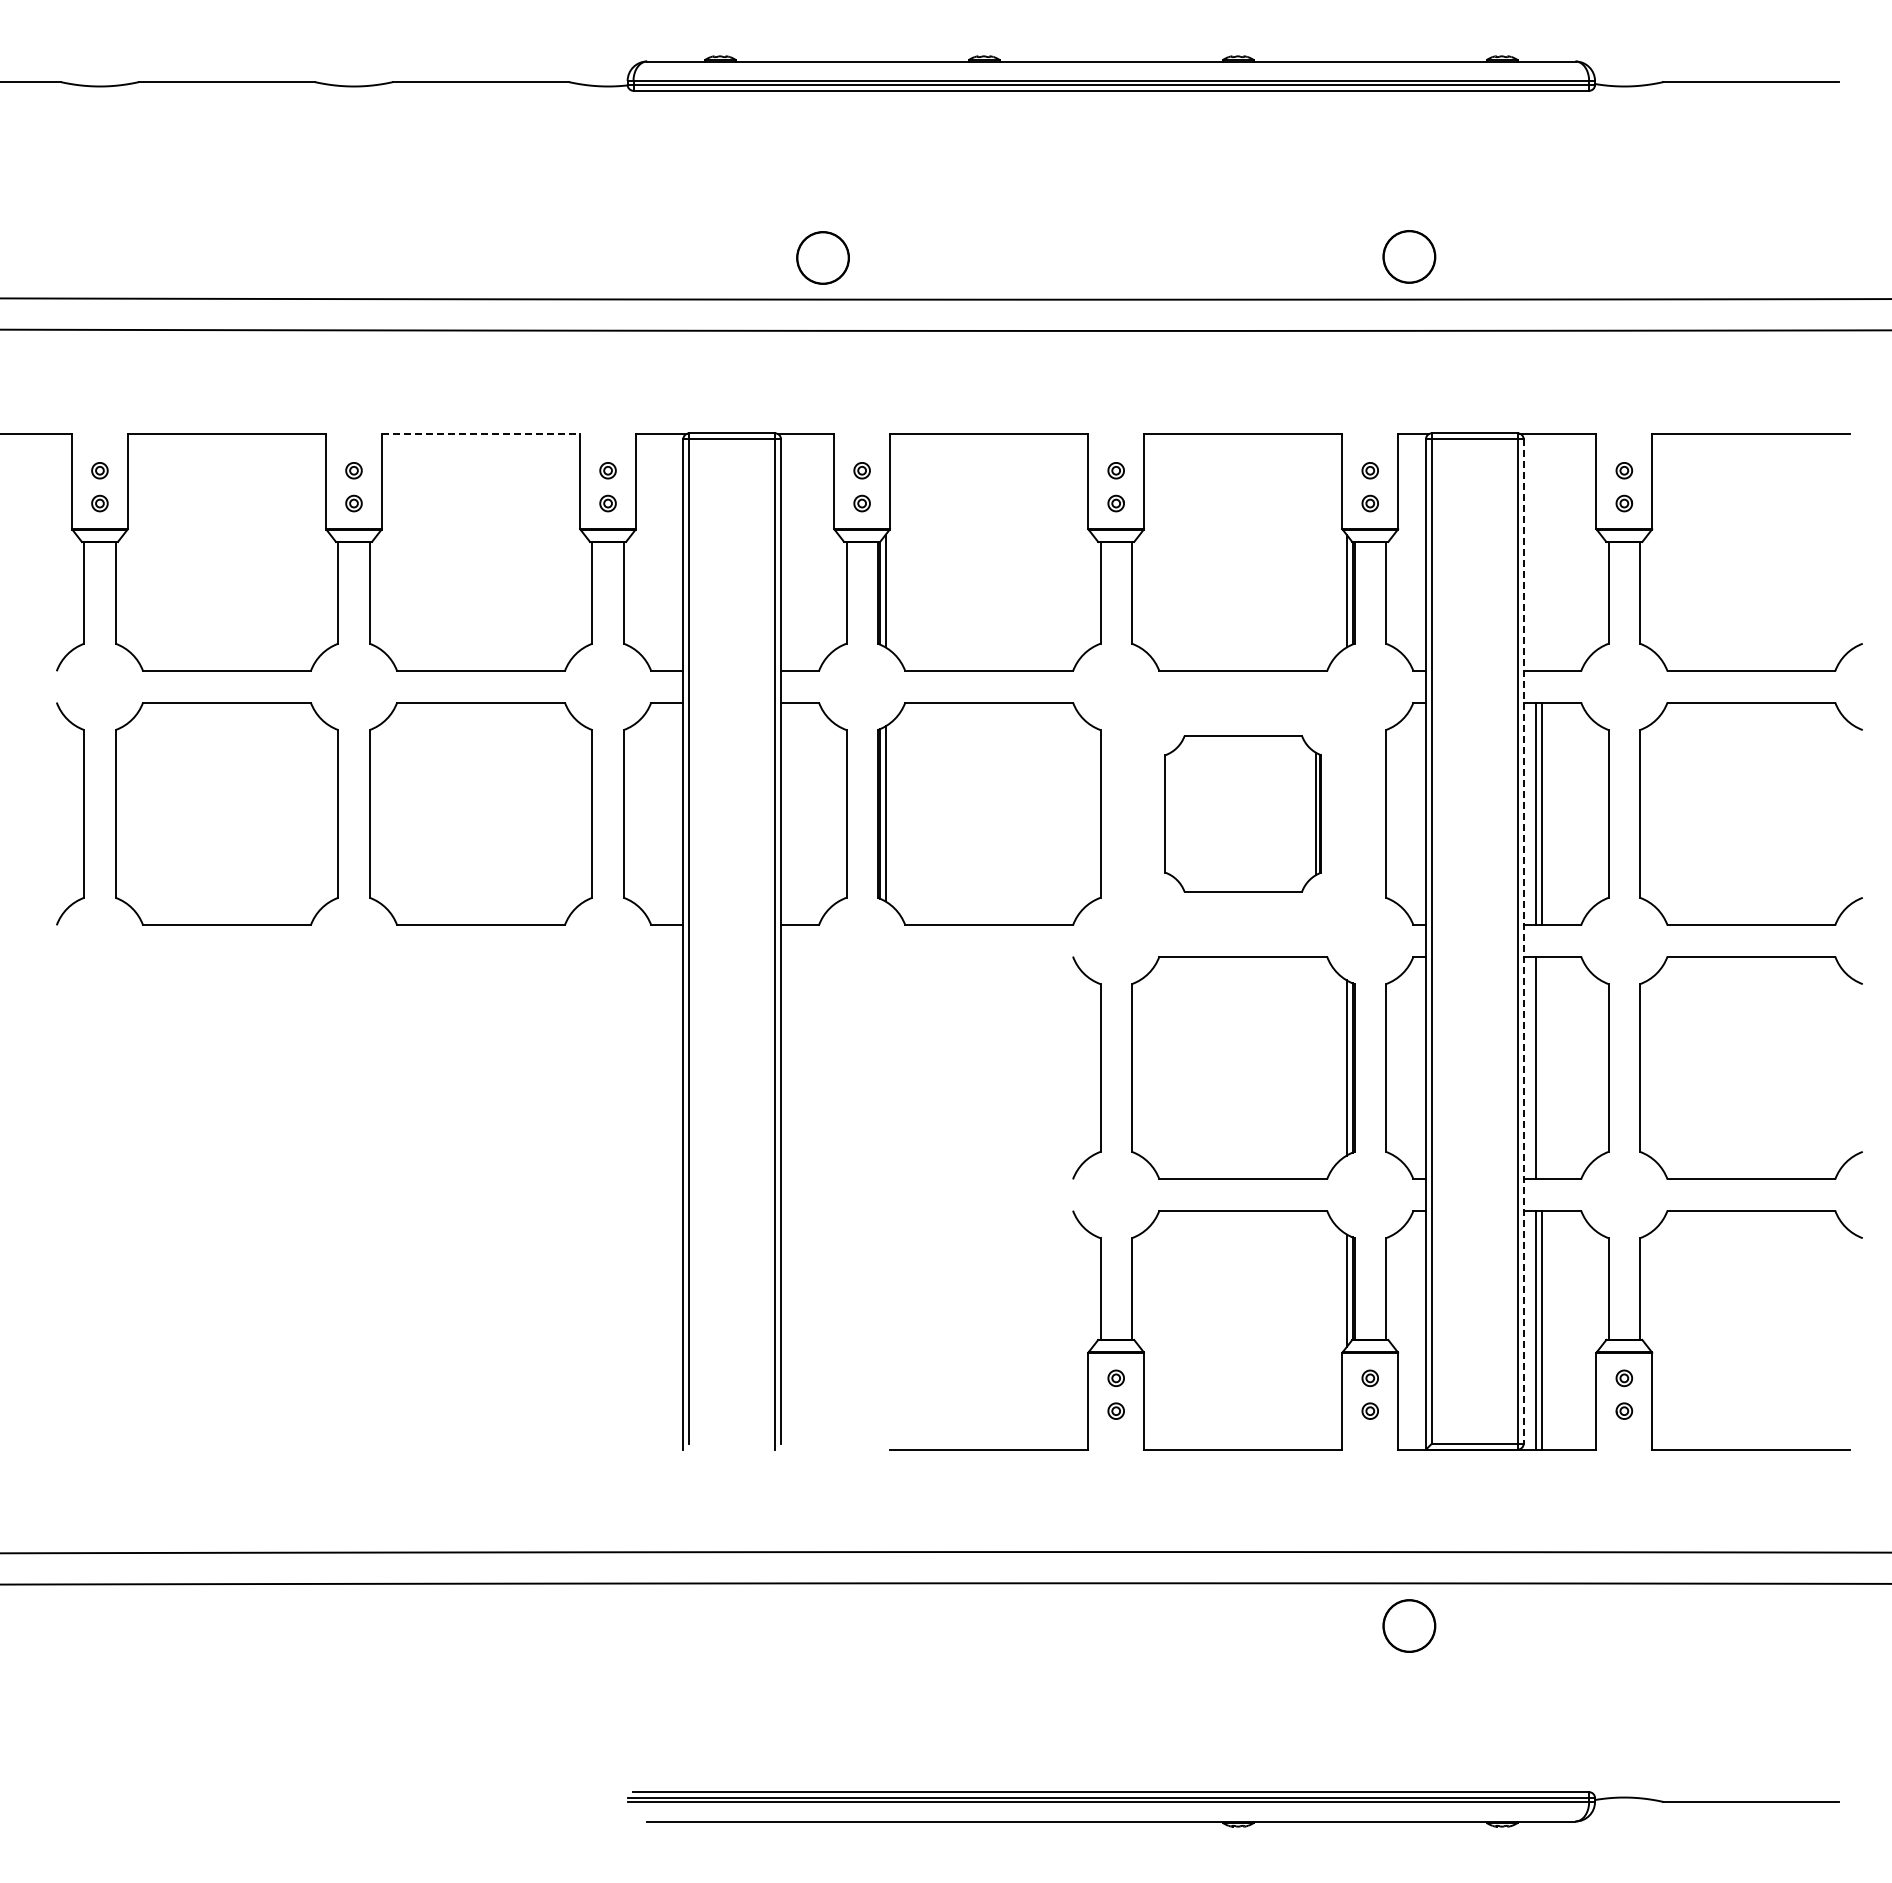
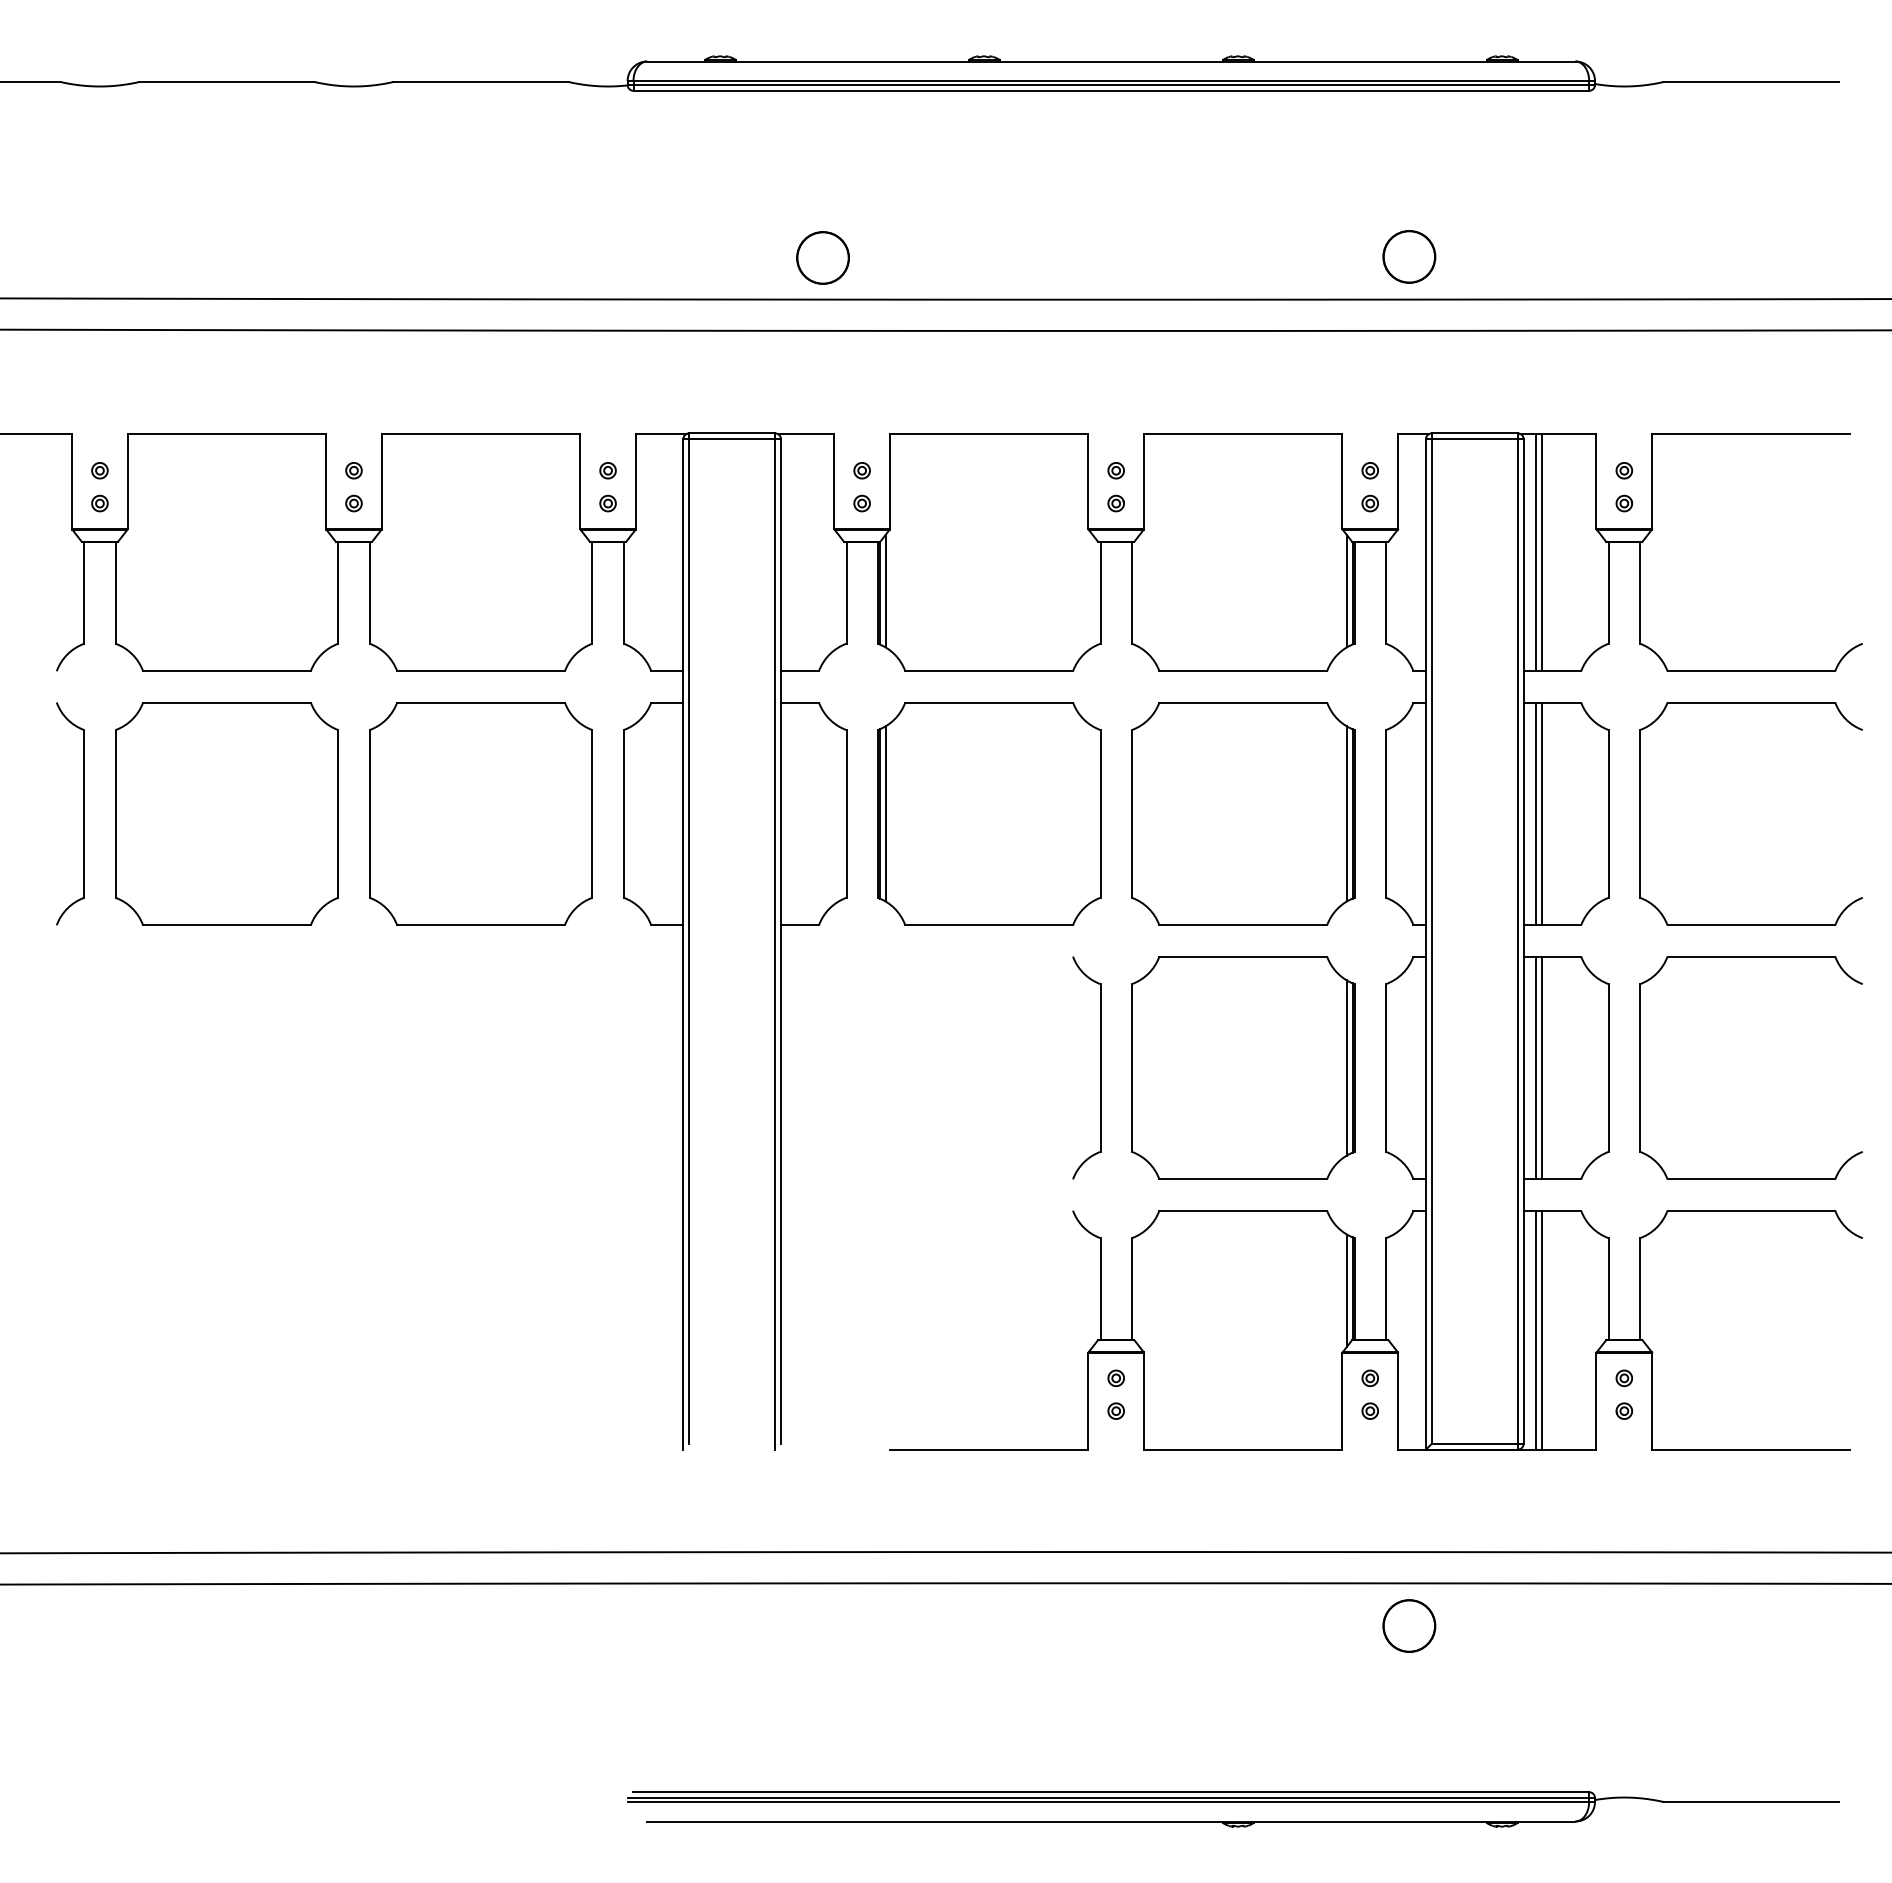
line: dashed -> solid (481, 433)
line: none -> present (1536, 552)
line: none -> present (1542, 552)
part size: 158x158 px -> 225x224 px (1243, 813)
line: dashed -> solid (1523, 942)
line: none -> present (1542, 1067)
